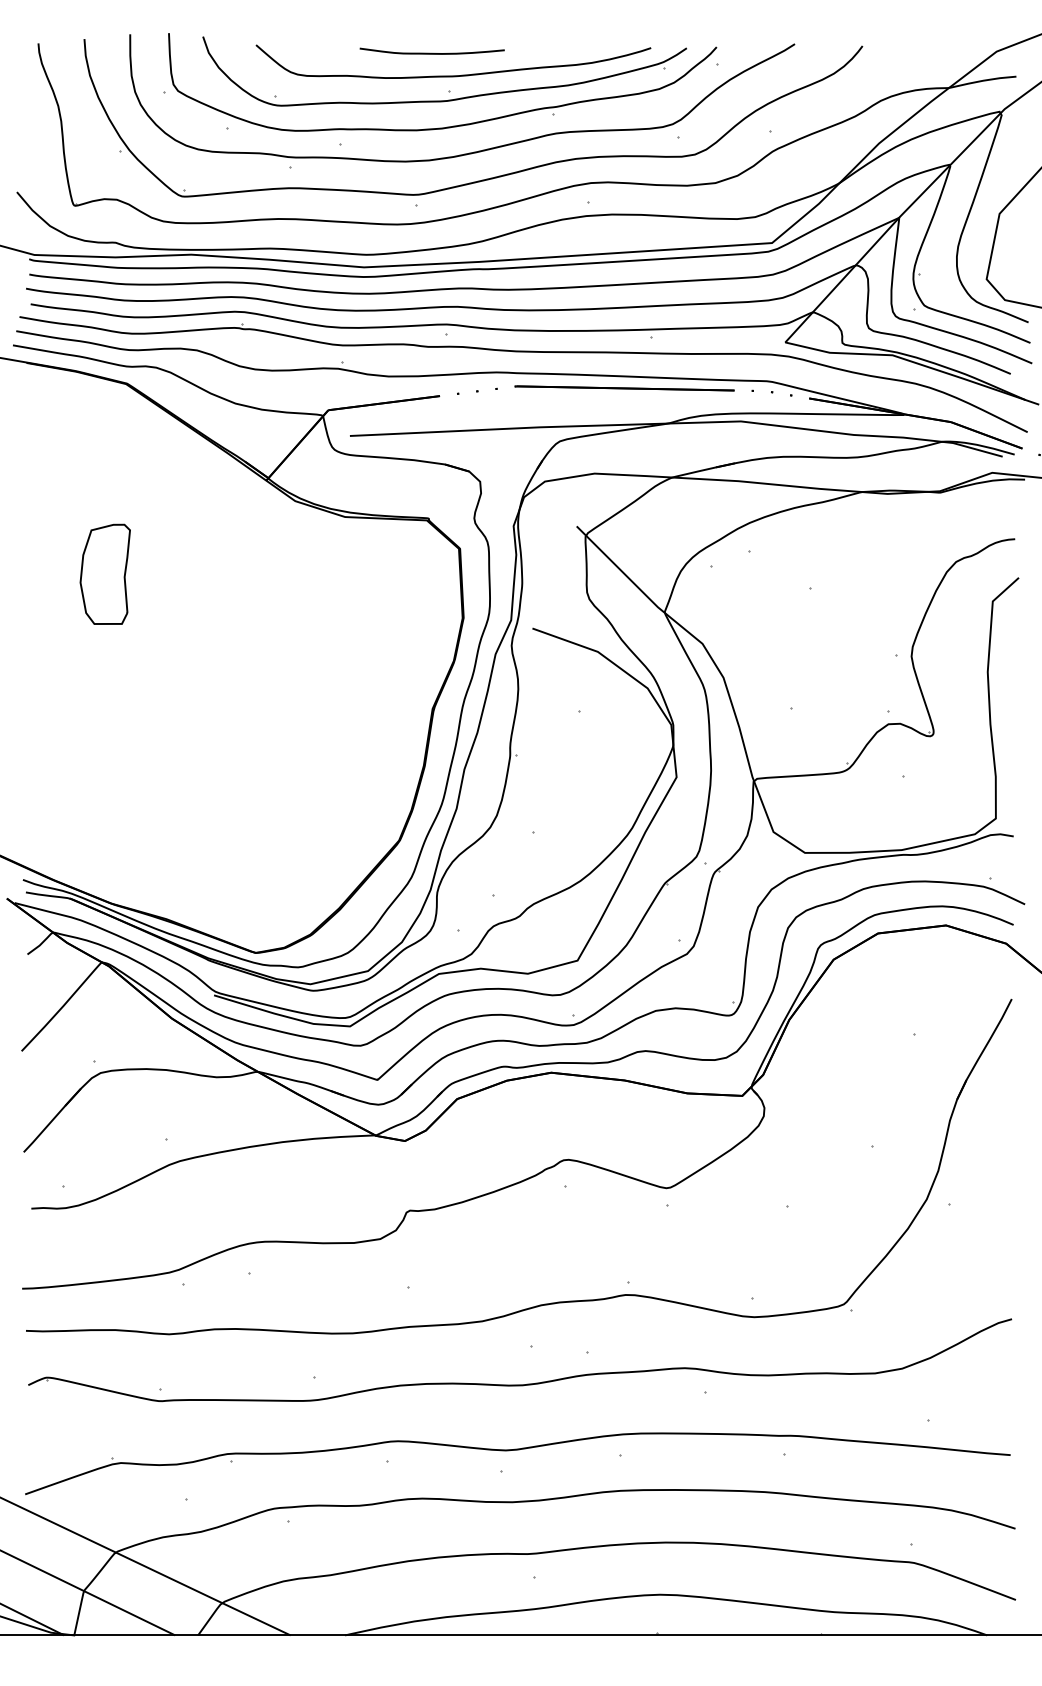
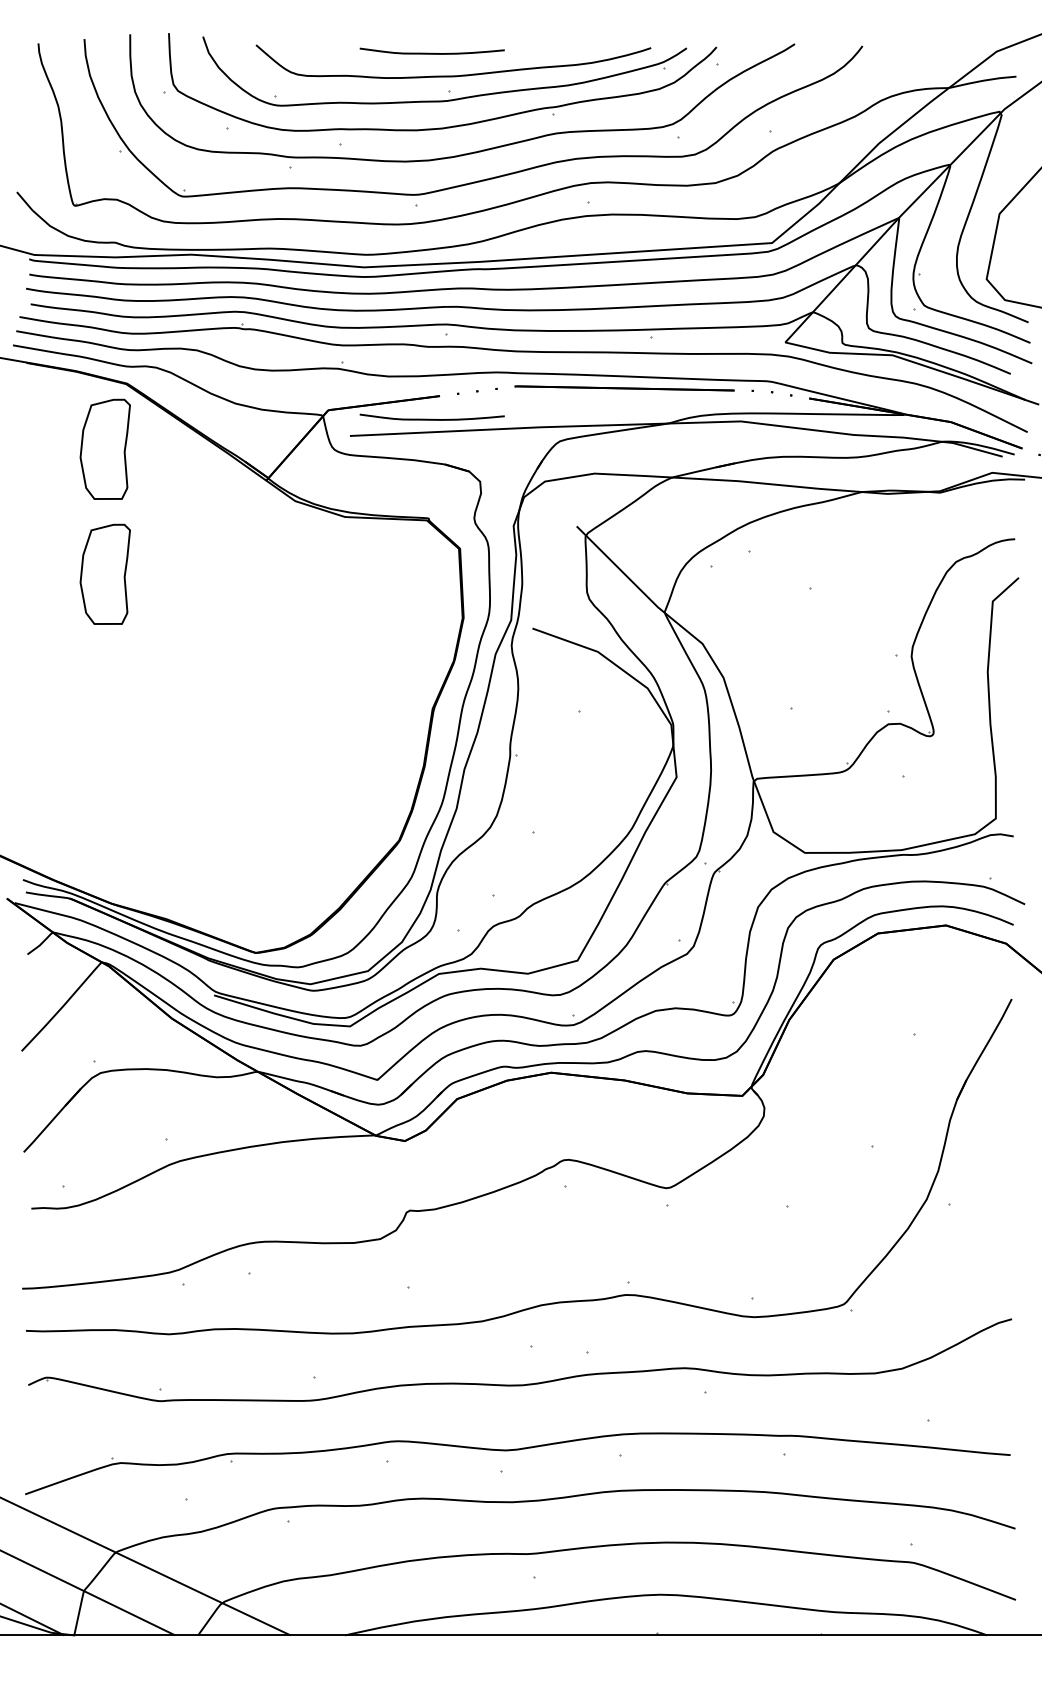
curve: none -> present (431, 418)
part: none -> present (104, 448)
